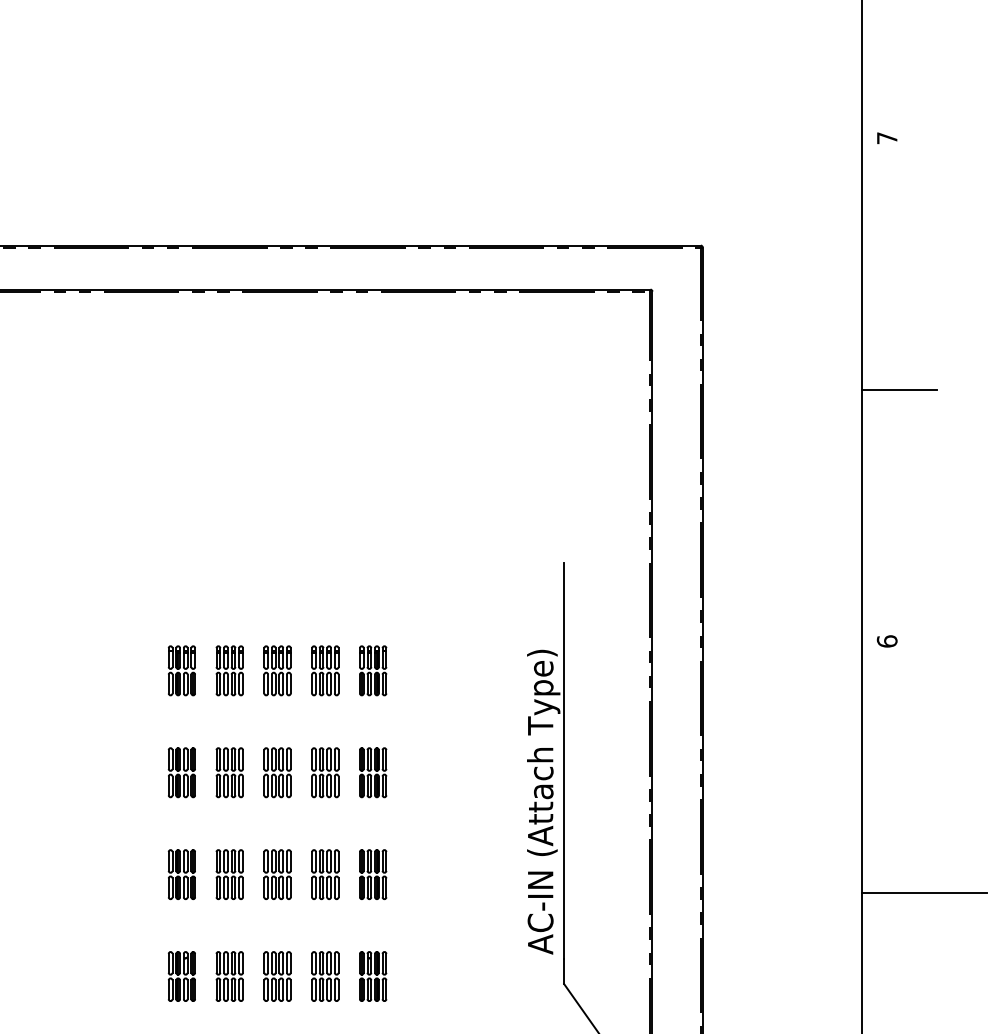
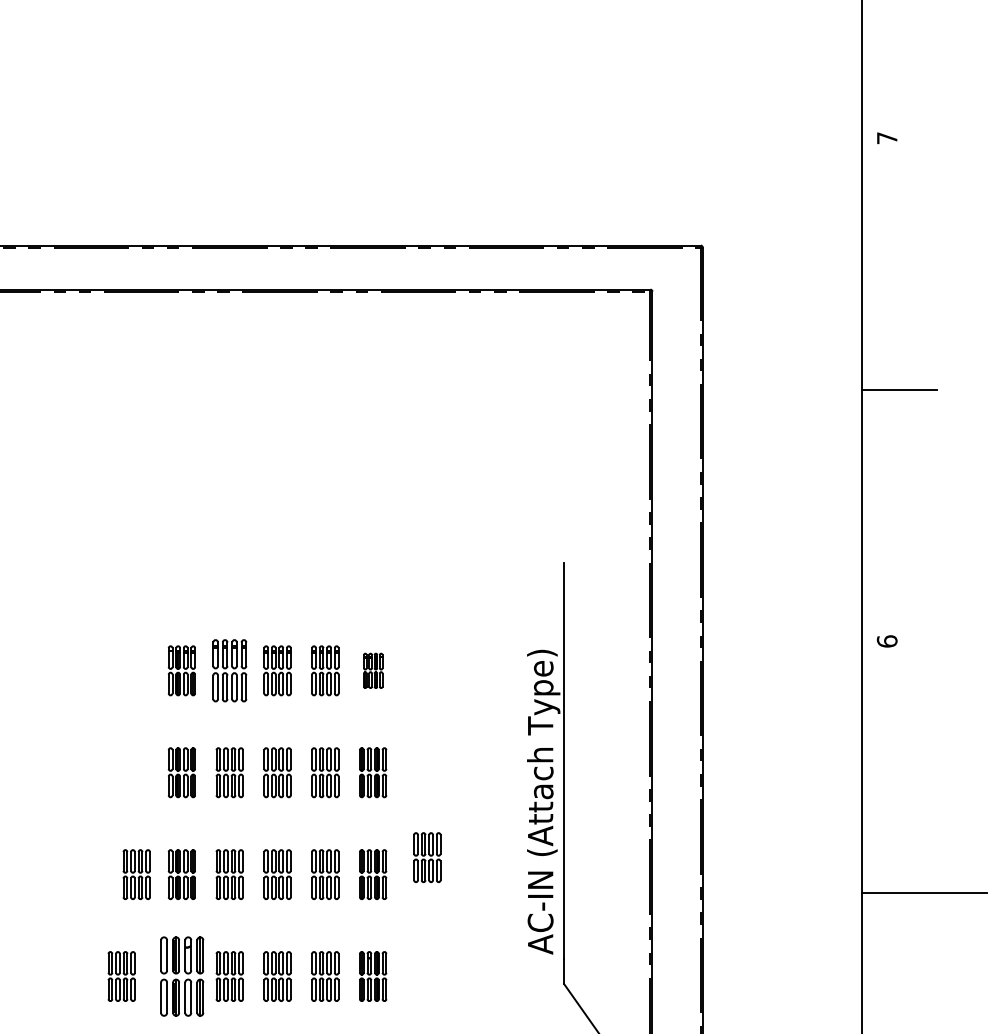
part size: 29x52 px -> 36x64 px (229, 670)
part size: 29x52 px -> 21x37 px (373, 670)
part: none -> present (427, 857)
part: none -> present (136, 874)
part: none -> present (121, 976)
part size: 29x51 px -> 45x81 px (182, 976)
